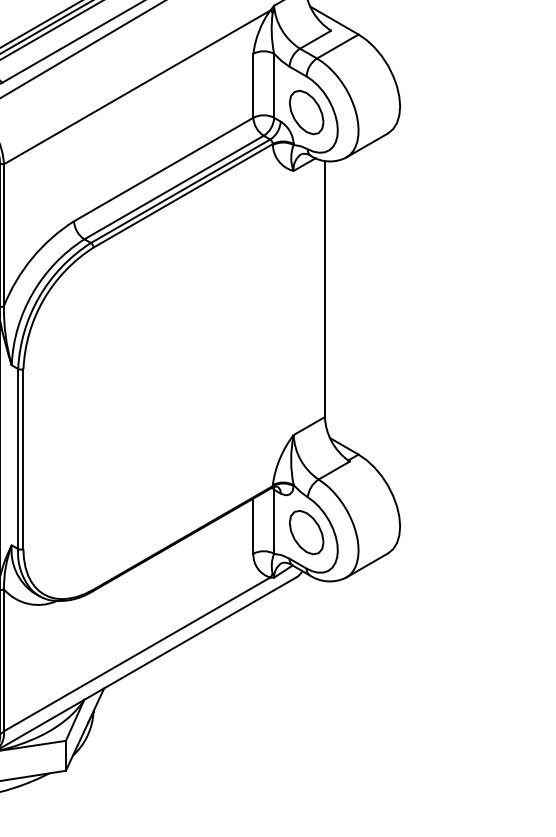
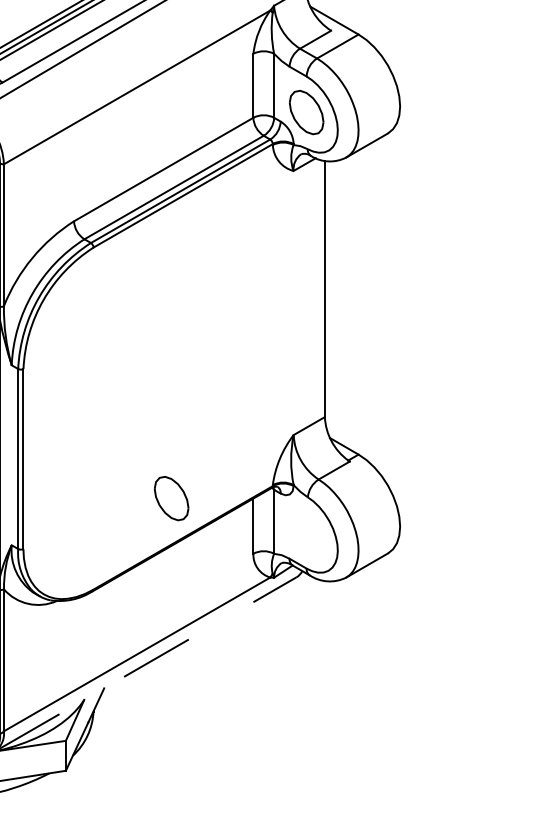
part position: (306, 532) -> (171, 498) (171, 498)
line: solid -> dashed (148, 662)
